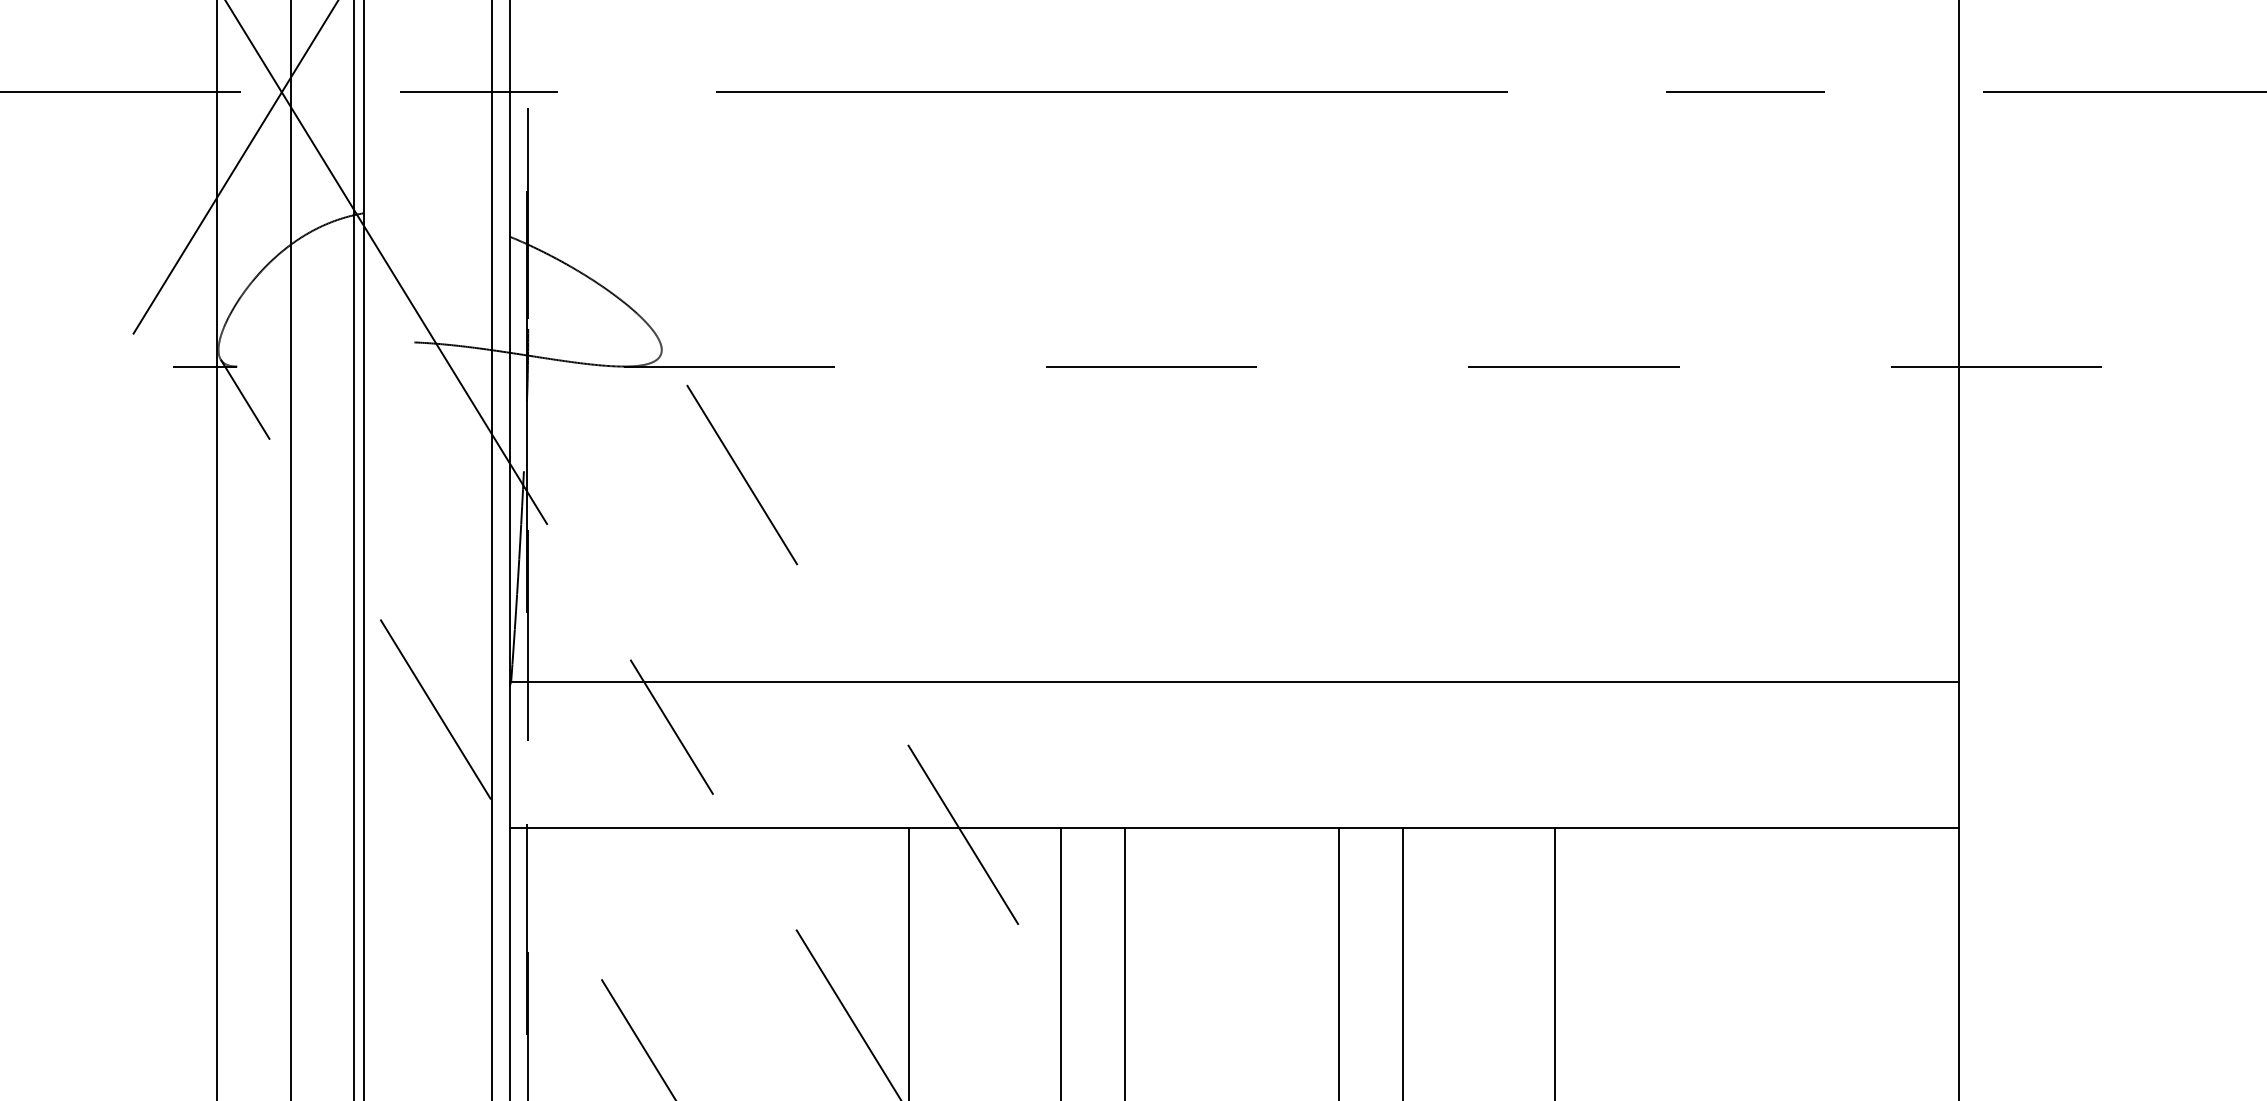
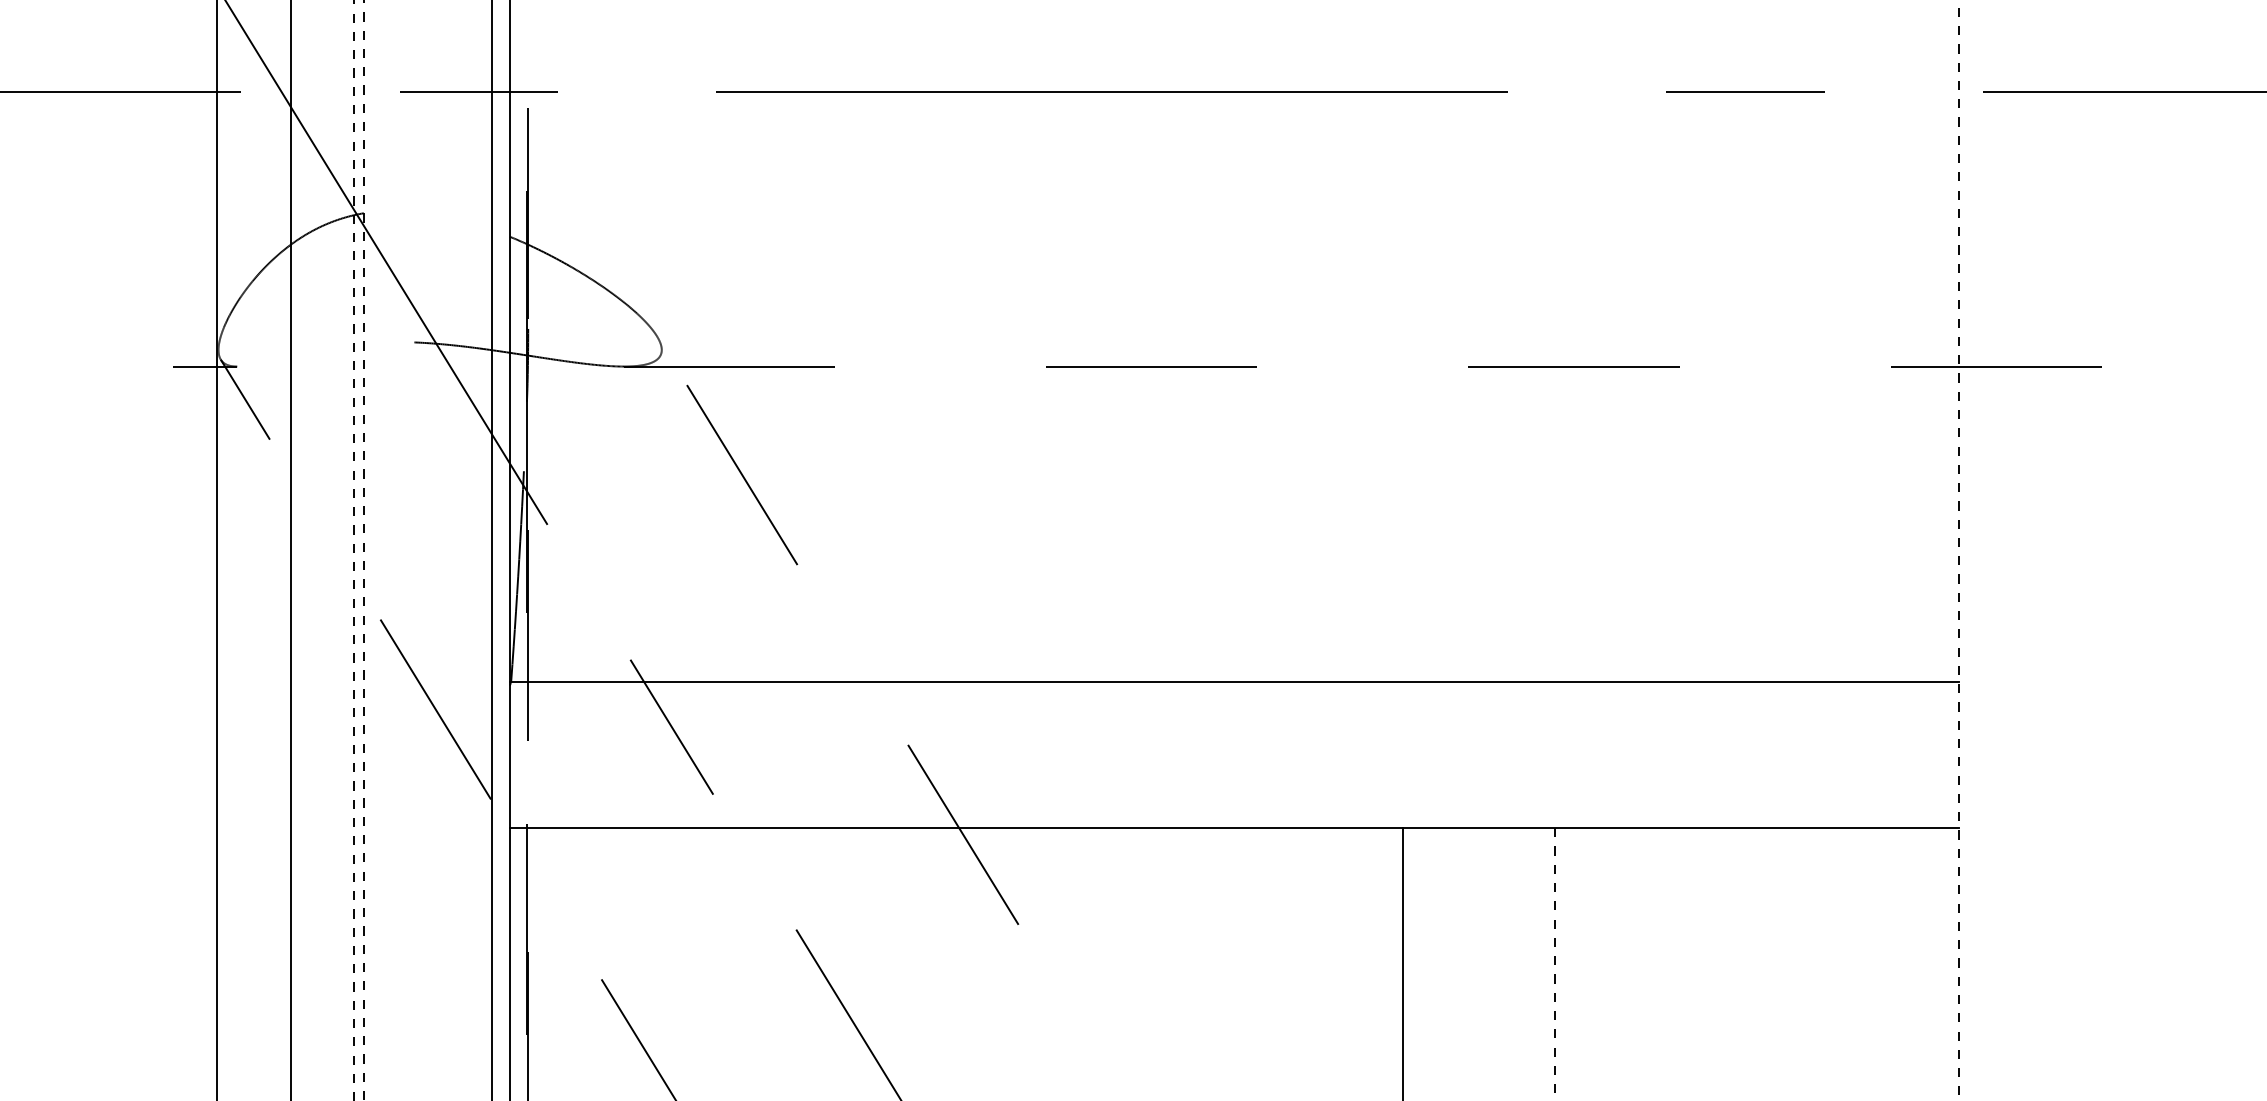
line: present -> none (235, 168)
line: solid -> dashed (354, 550)
line: solid -> dashed (363, 550)
line: solid -> dashed (1958, 550)
line: present -> none (908, 962)
line: present -> none (1060, 962)
line: present -> none (1124, 962)
line: present -> none (1339, 962)
line: solid -> dashed (1555, 965)
